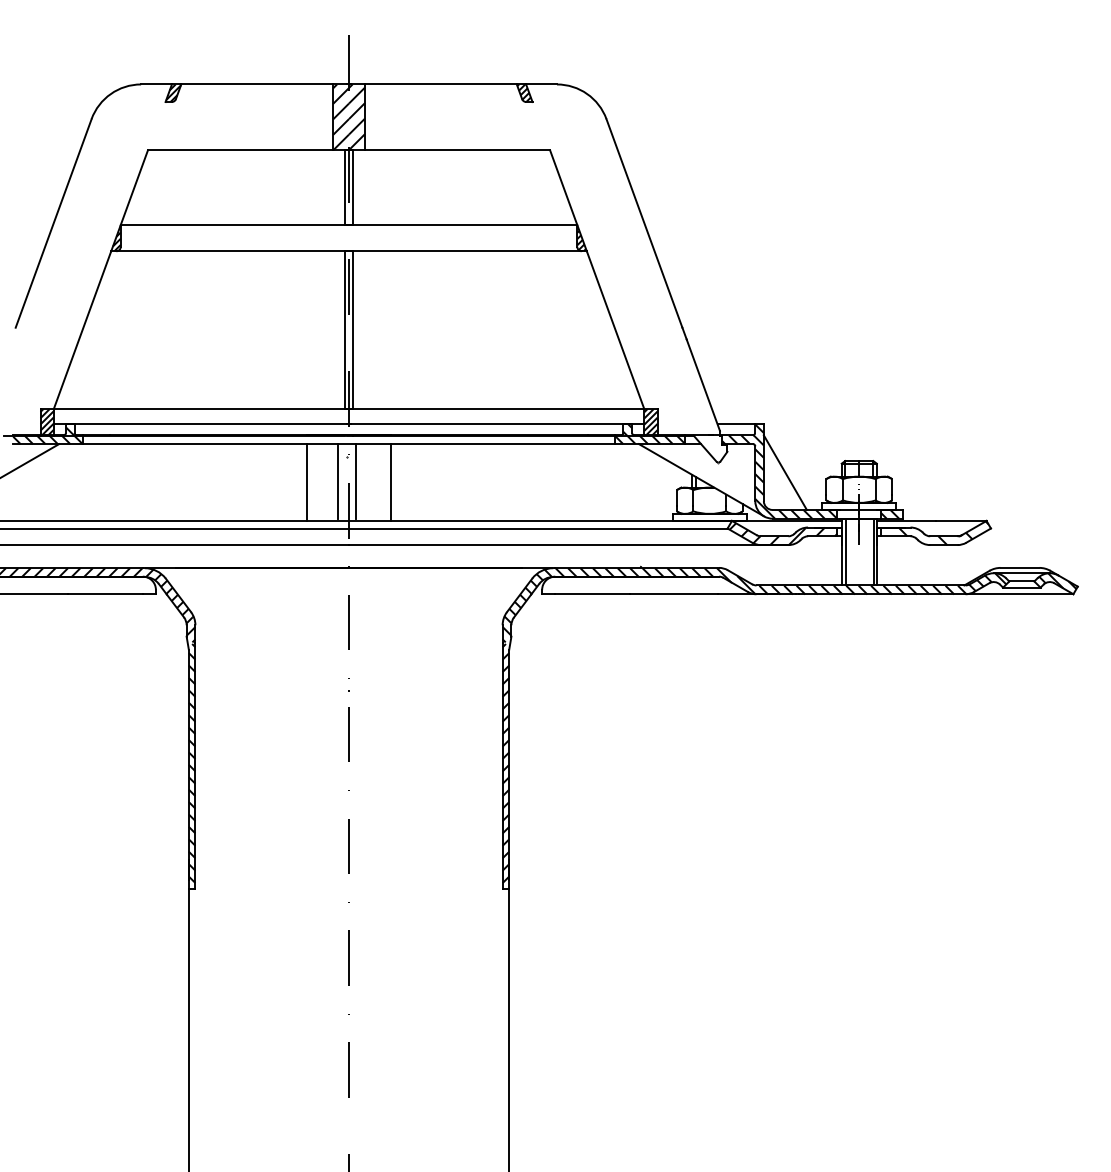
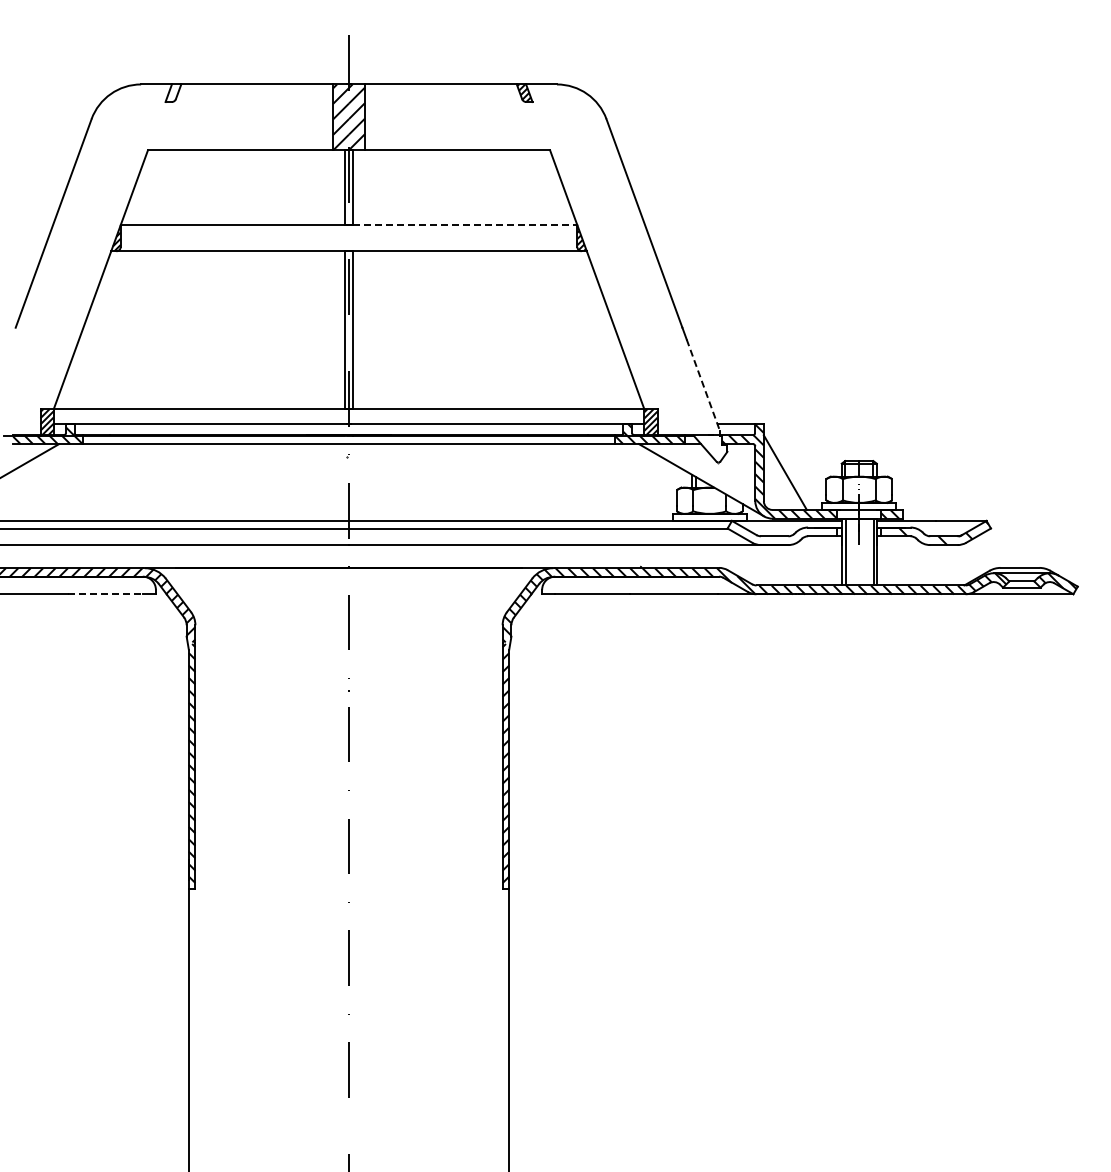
hatch: present -> none (173, 93)
line: solid -> dashed (465, 225)
line: solid -> dashed (703, 385)
line: present -> none (338, 481)
line: present -> none (355, 481)
line: present -> none (307, 482)
line: present -> none (390, 482)
hatch: present -> none (783, 534)
line: solid -> dashed (105, 594)
